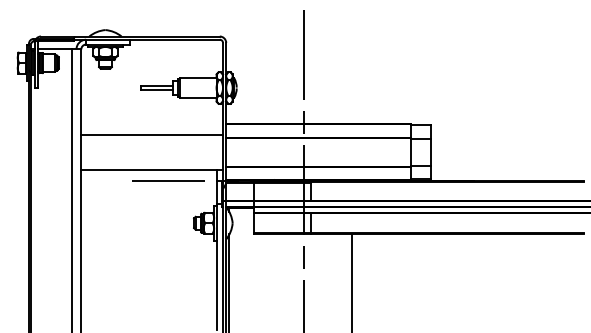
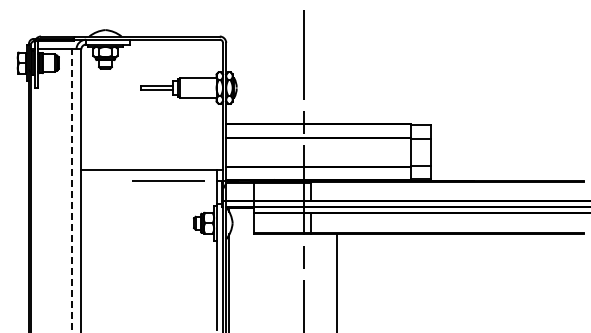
line: present -> none (152, 134)
line: solid -> dashed (71, 191)
line position: (351, 281) -> (336, 281) (336, 281)
